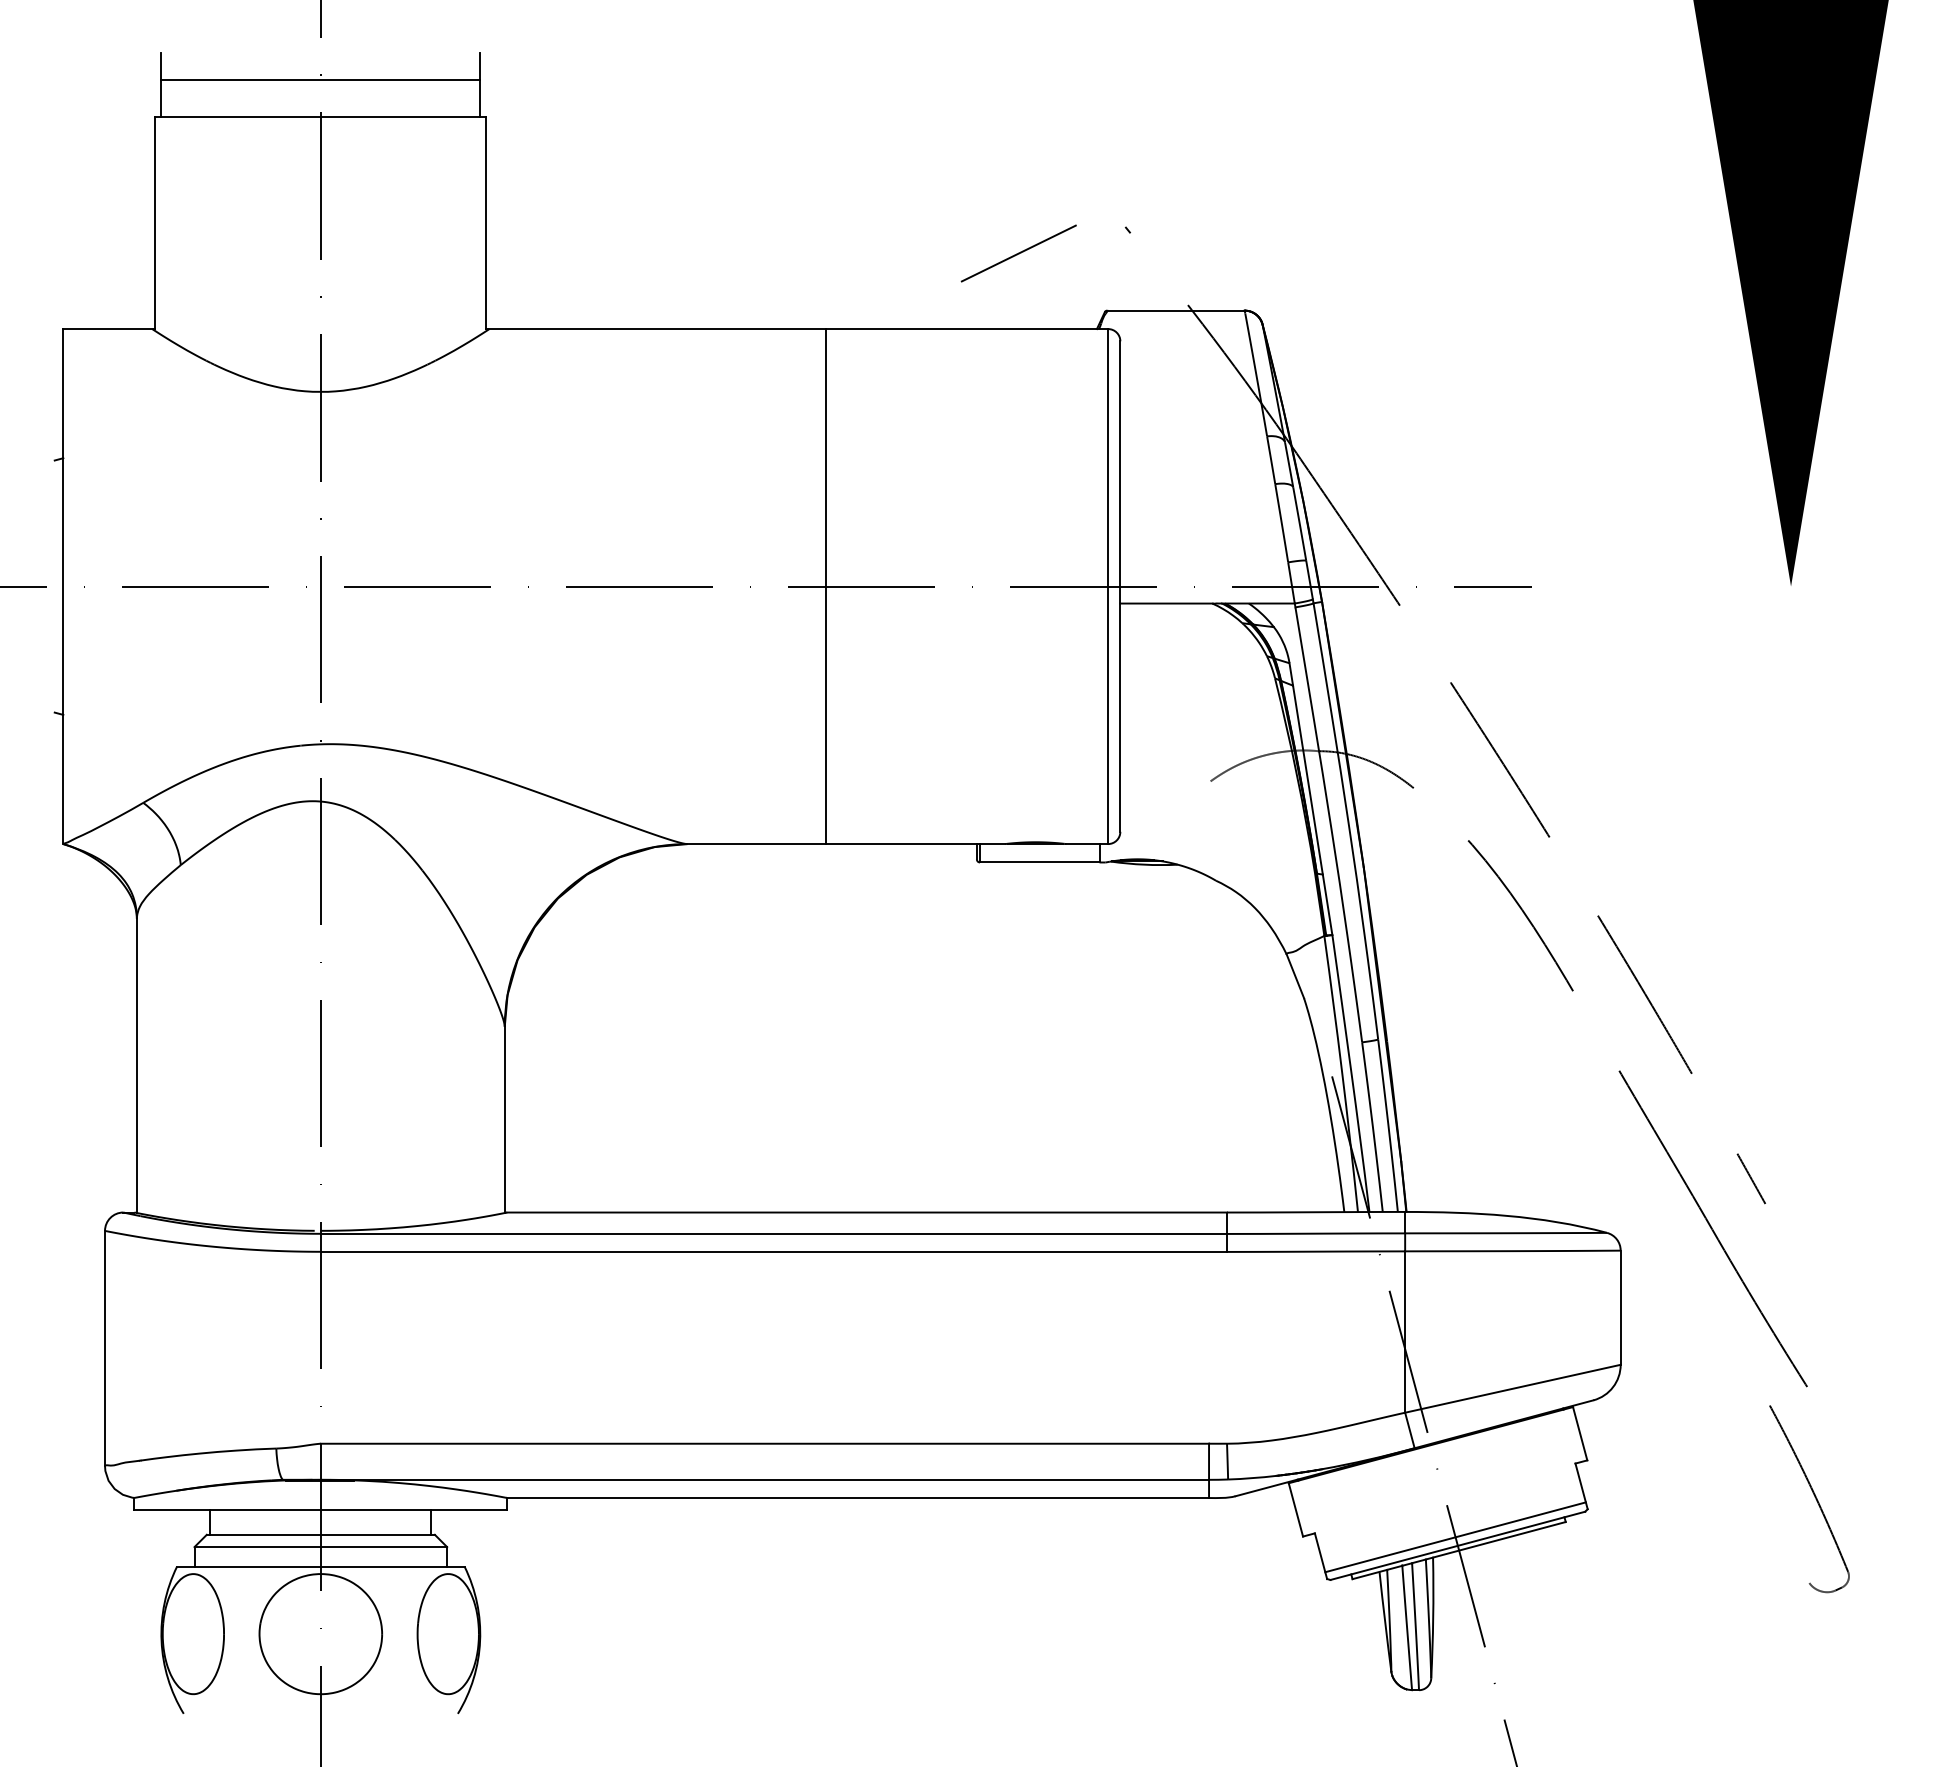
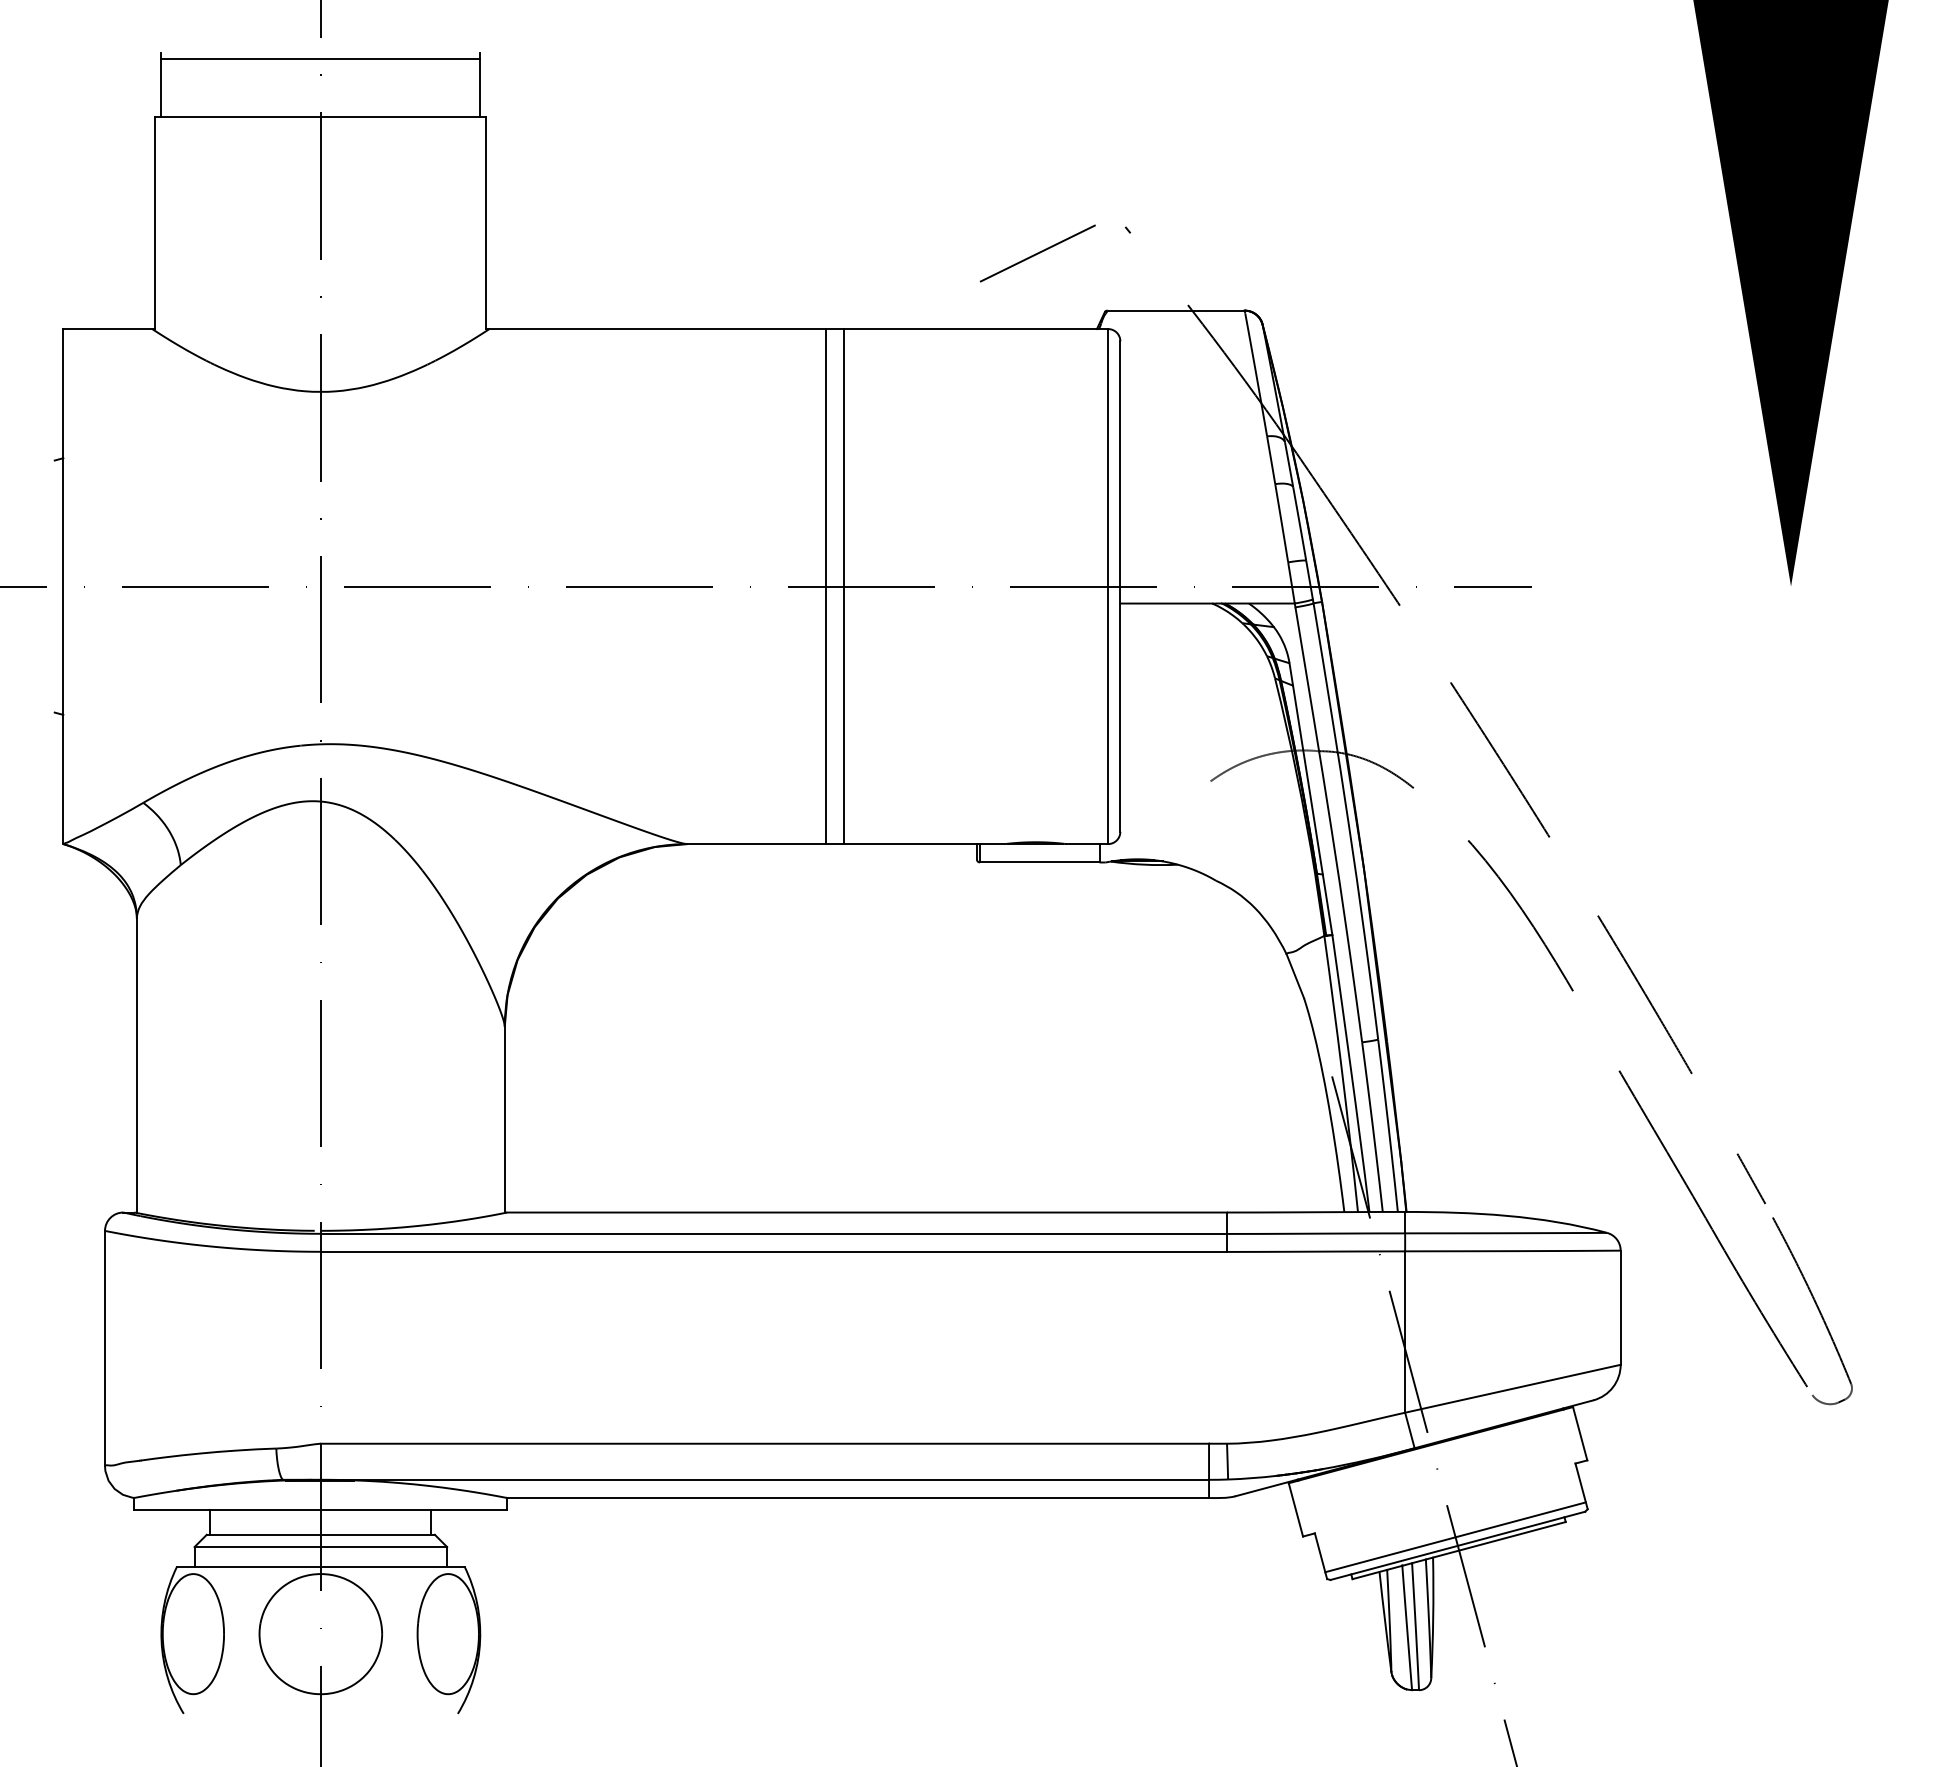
line position: (320, 80) -> (320, 59) (320, 59)
line position: (1018, 253) -> (1037, 253) (1037, 253)
line: none -> present (844, 586)
part position: (1809, 1499) -> (1812, 1311) (1812, 1311)
